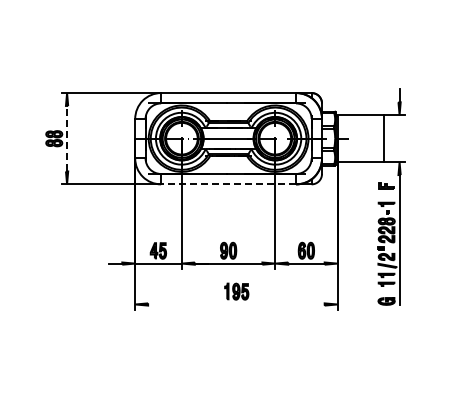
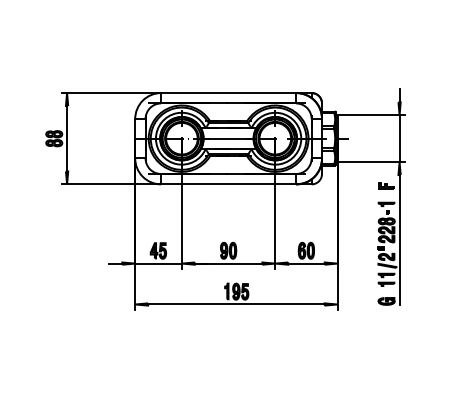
line: dashed -> solid (67, 138)
line position: (383, 138) -> (399, 138) (399, 138)
line: dashed -> solid (228, 184)
line: none -> present (236, 304)
